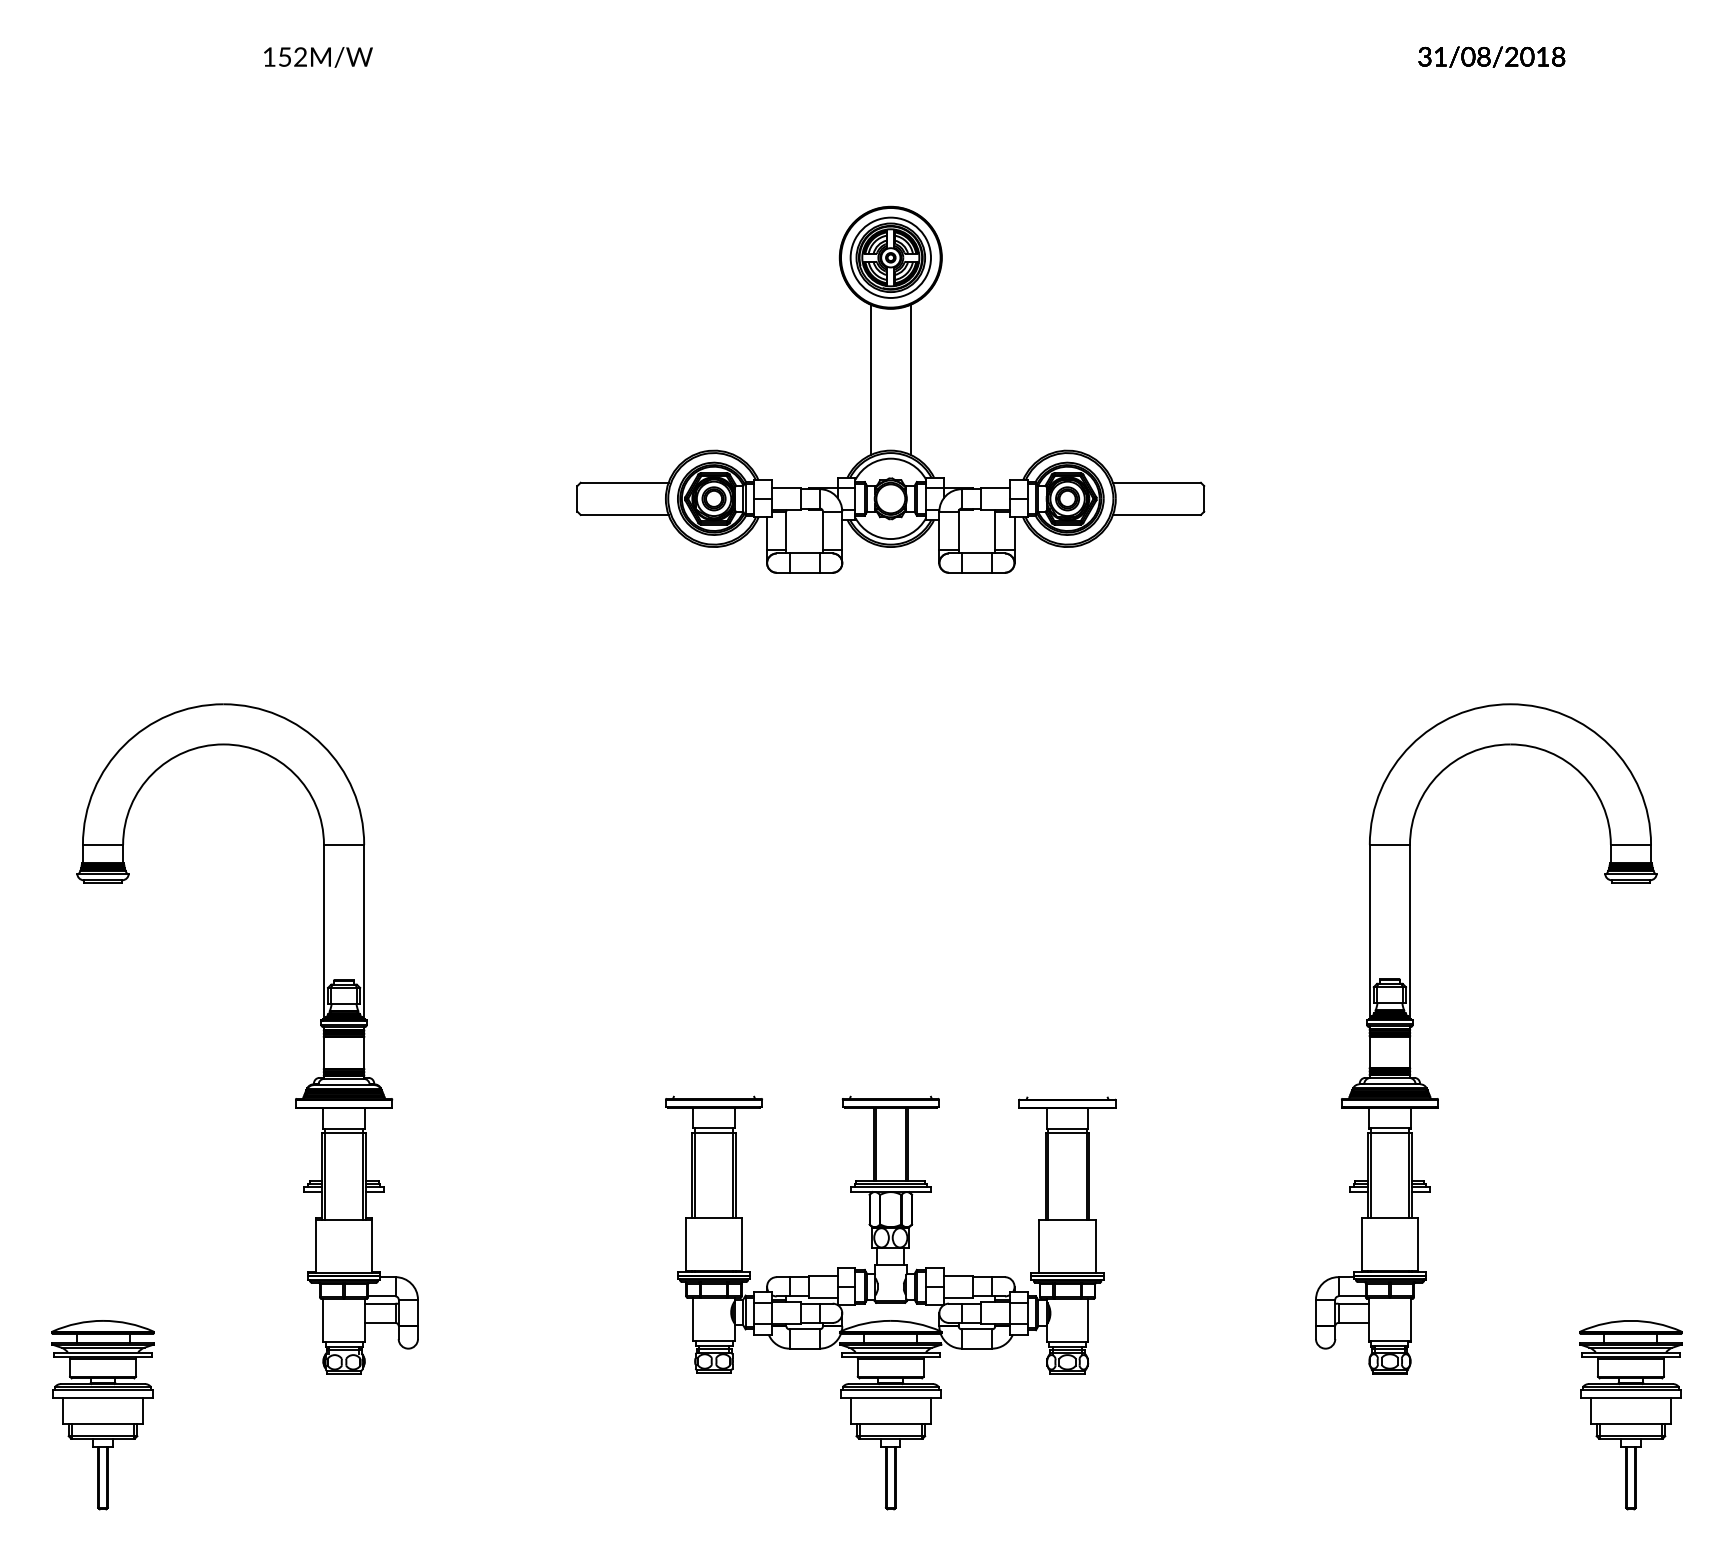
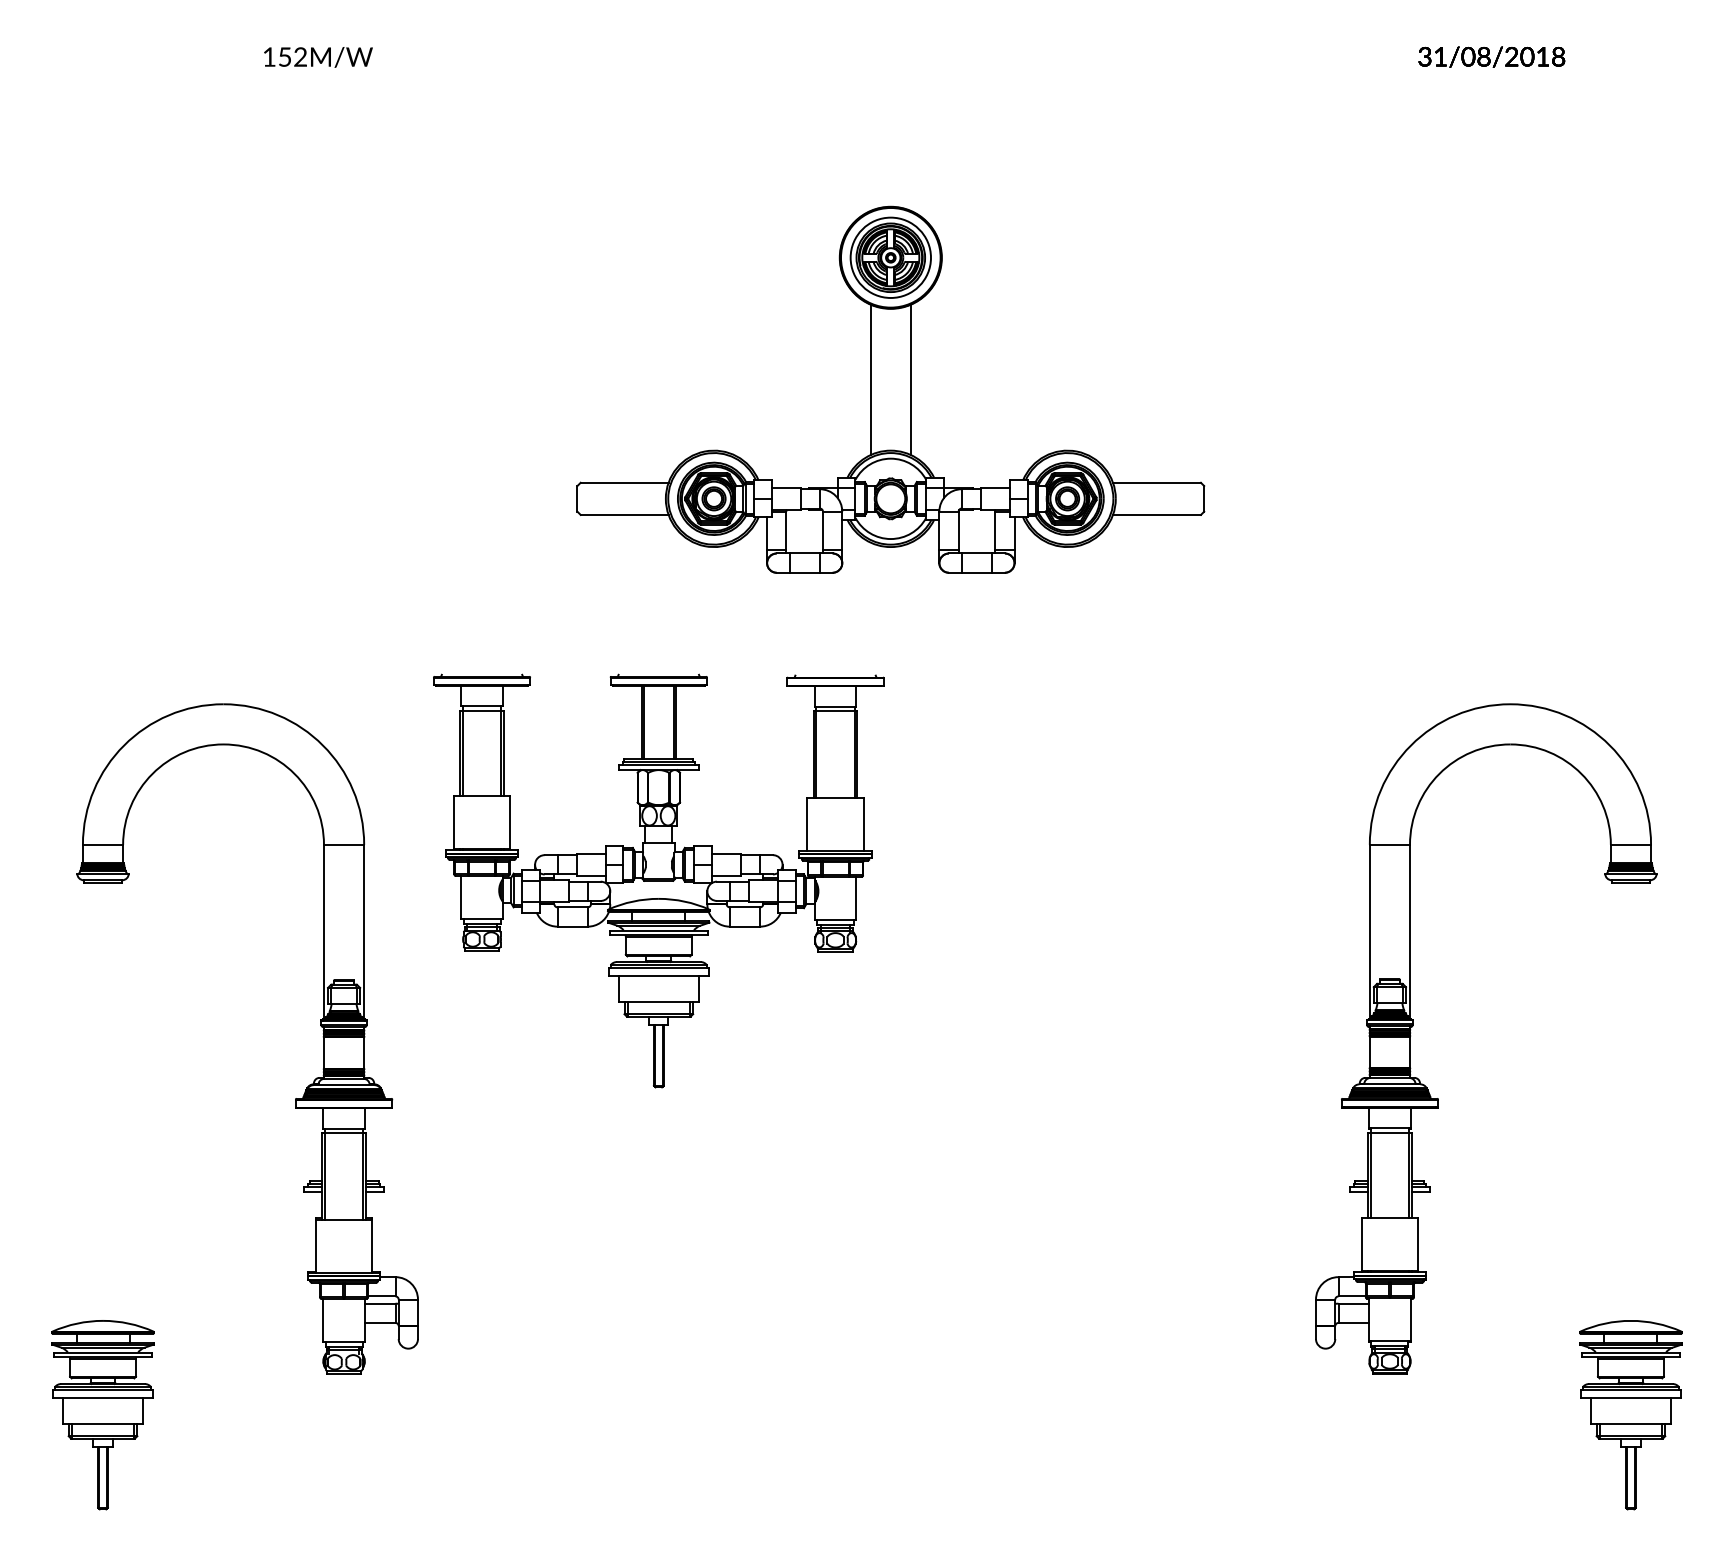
part position: (890, 1302) -> (658, 880) (658, 880)
